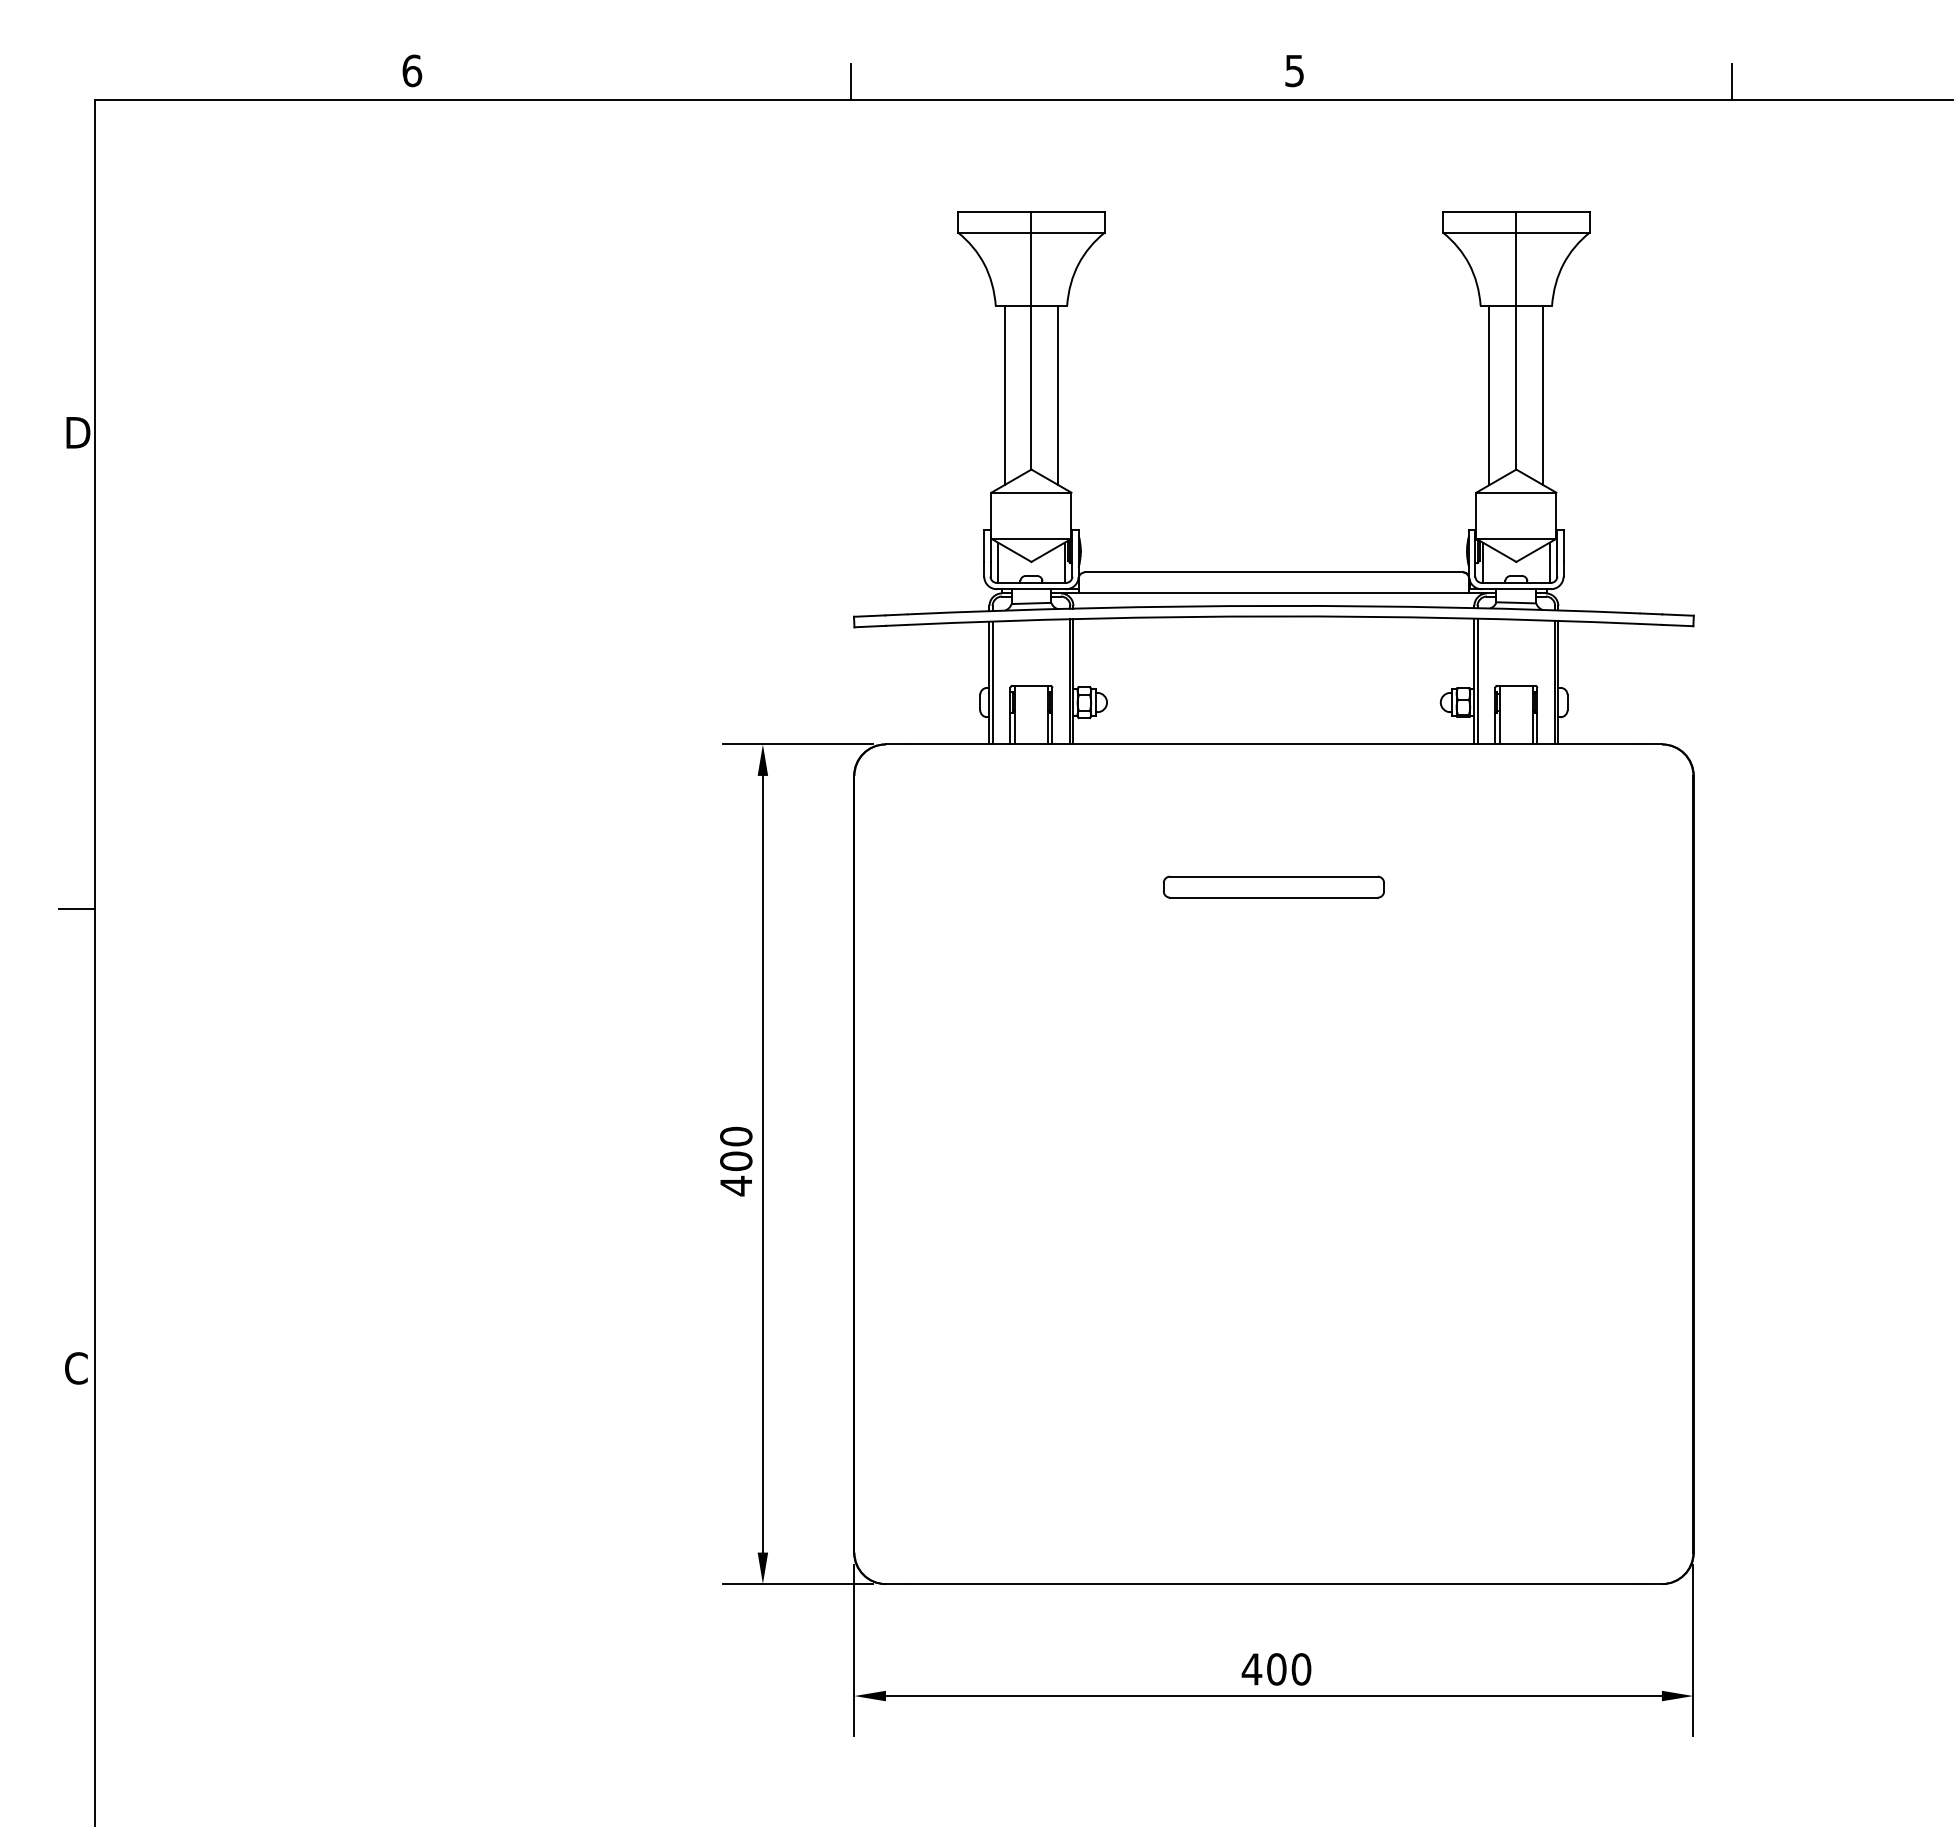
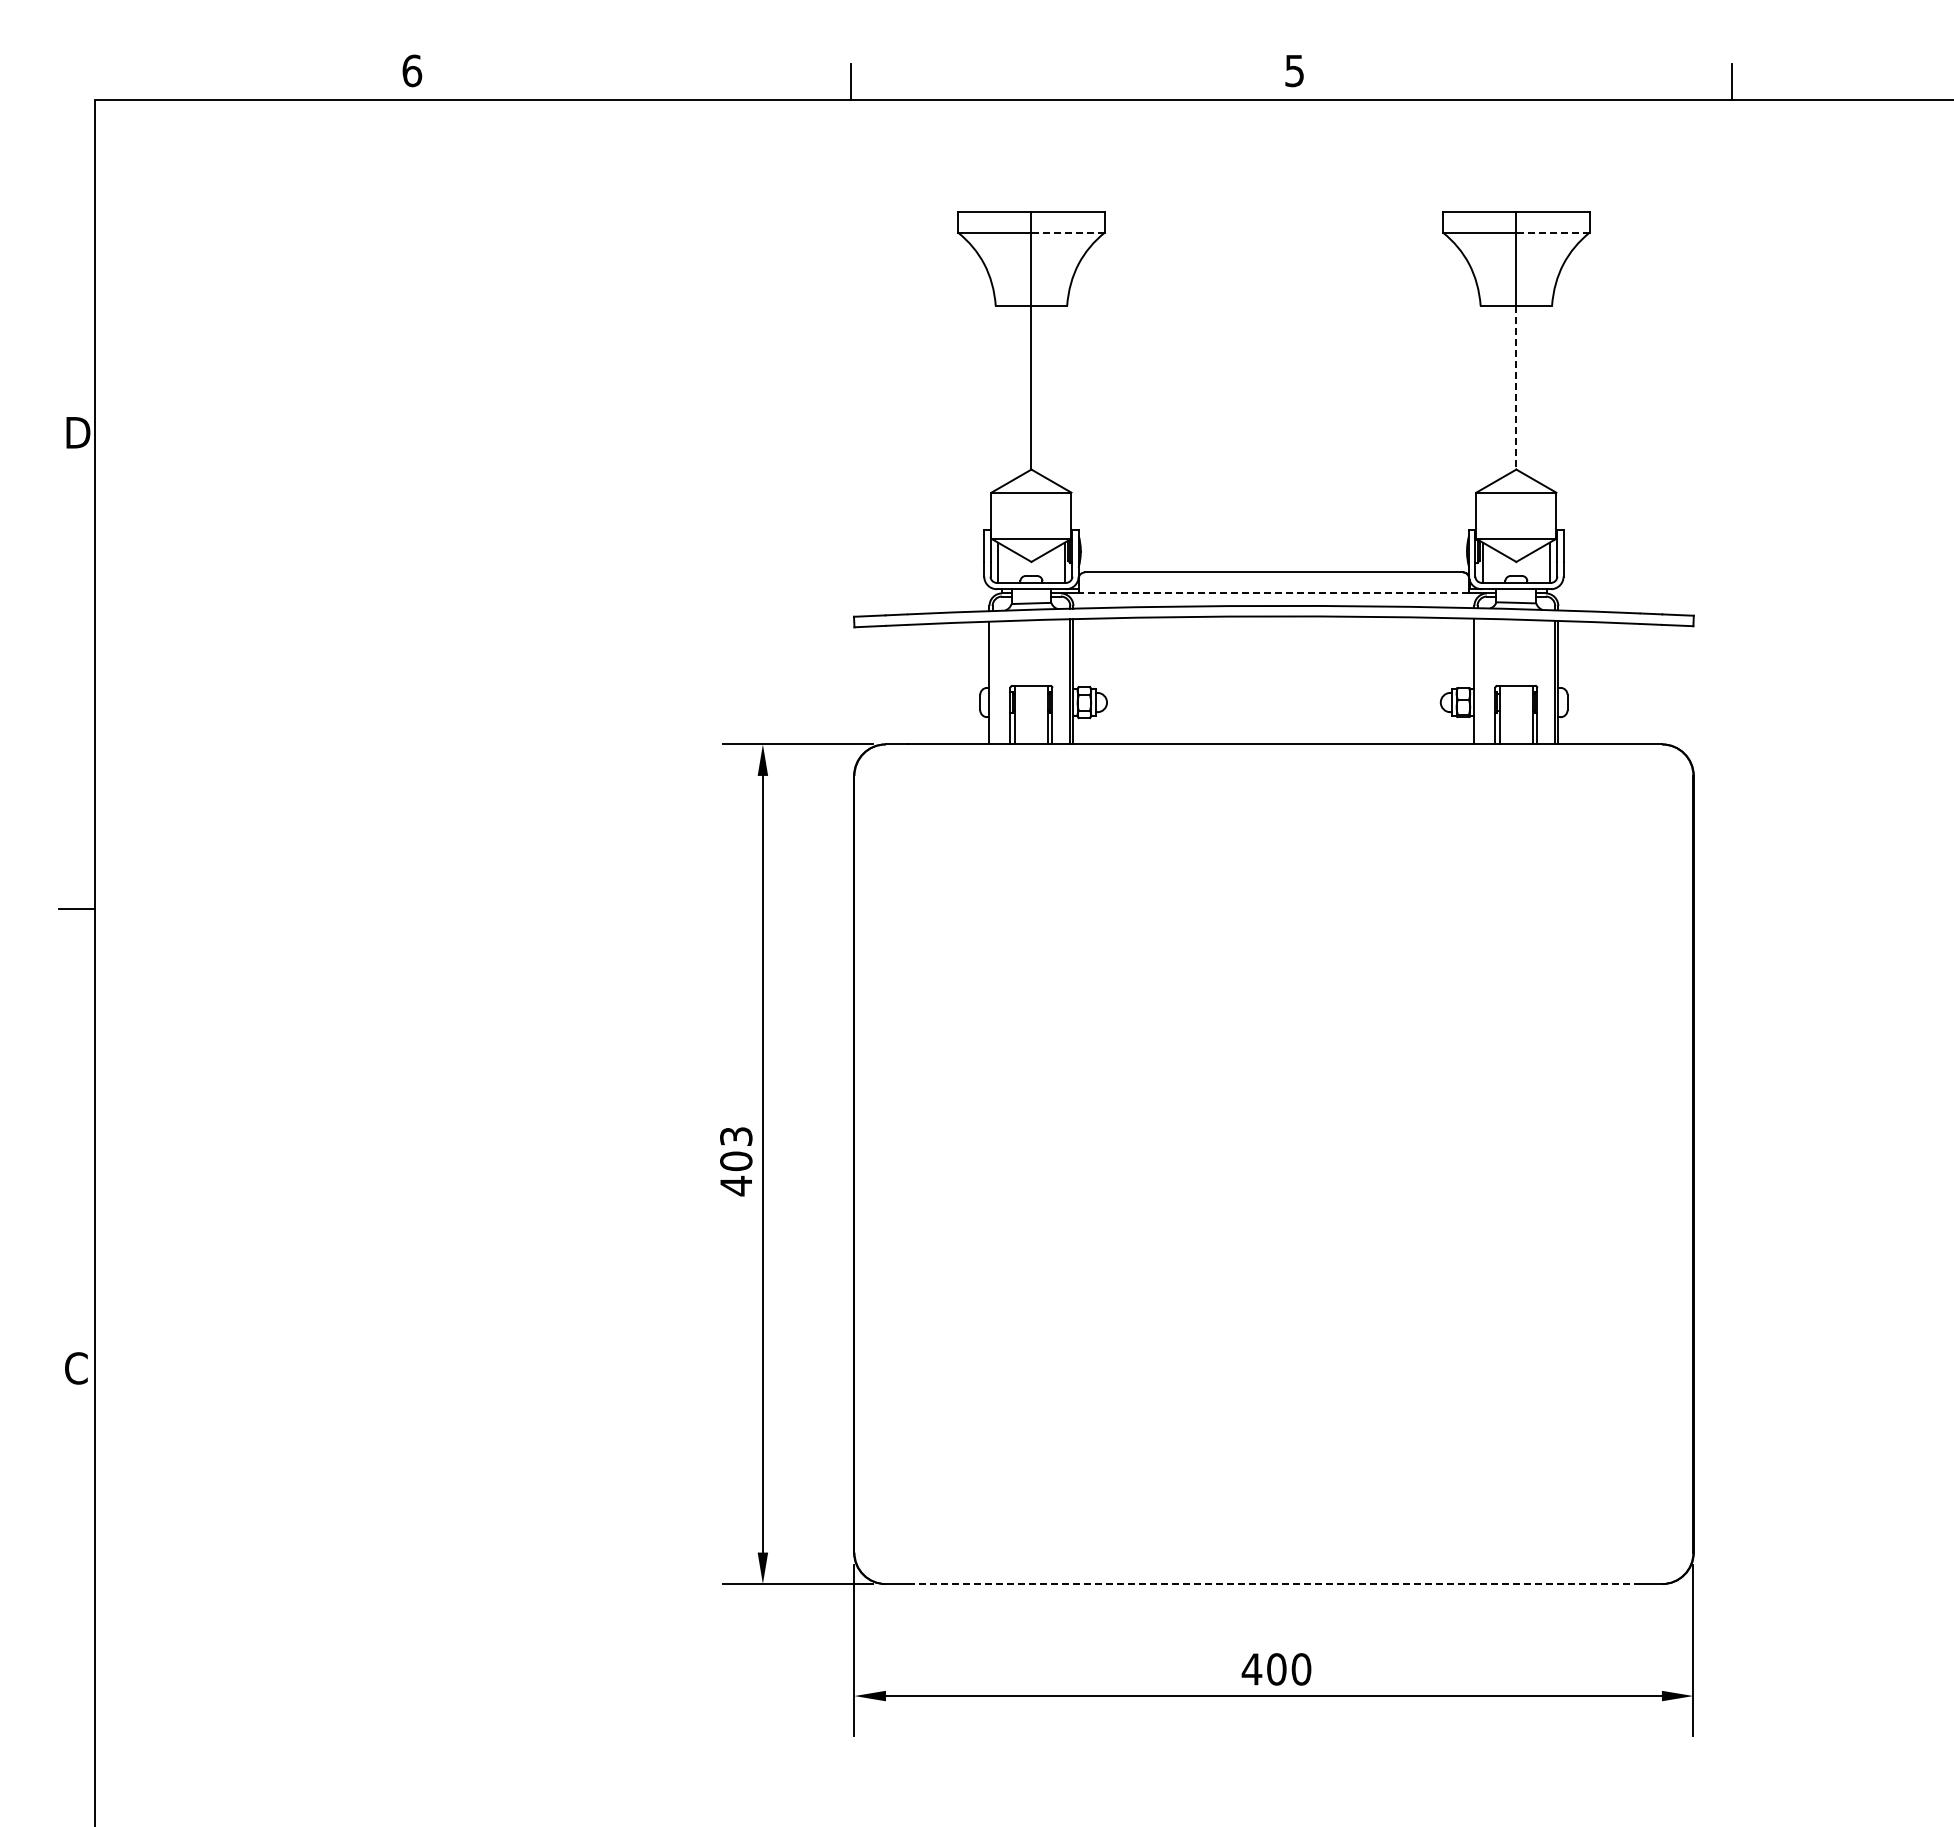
line: solid -> dashed (1068, 232)
line: solid -> dashed (1553, 232)
line: solid -> dashed (1516, 387)
line: present -> none (1004, 395)
line: present -> none (1058, 395)
line: present -> none (1489, 395)
line: present -> none (1543, 395)
line: solid -> dashed (1273, 593)
line: present -> none (1477, 681)
line: present -> none (992, 682)
part: present -> none (1273, 886)
text: 400 -> 403 (736, 1136)
line: solid -> dashed (1274, 1584)
